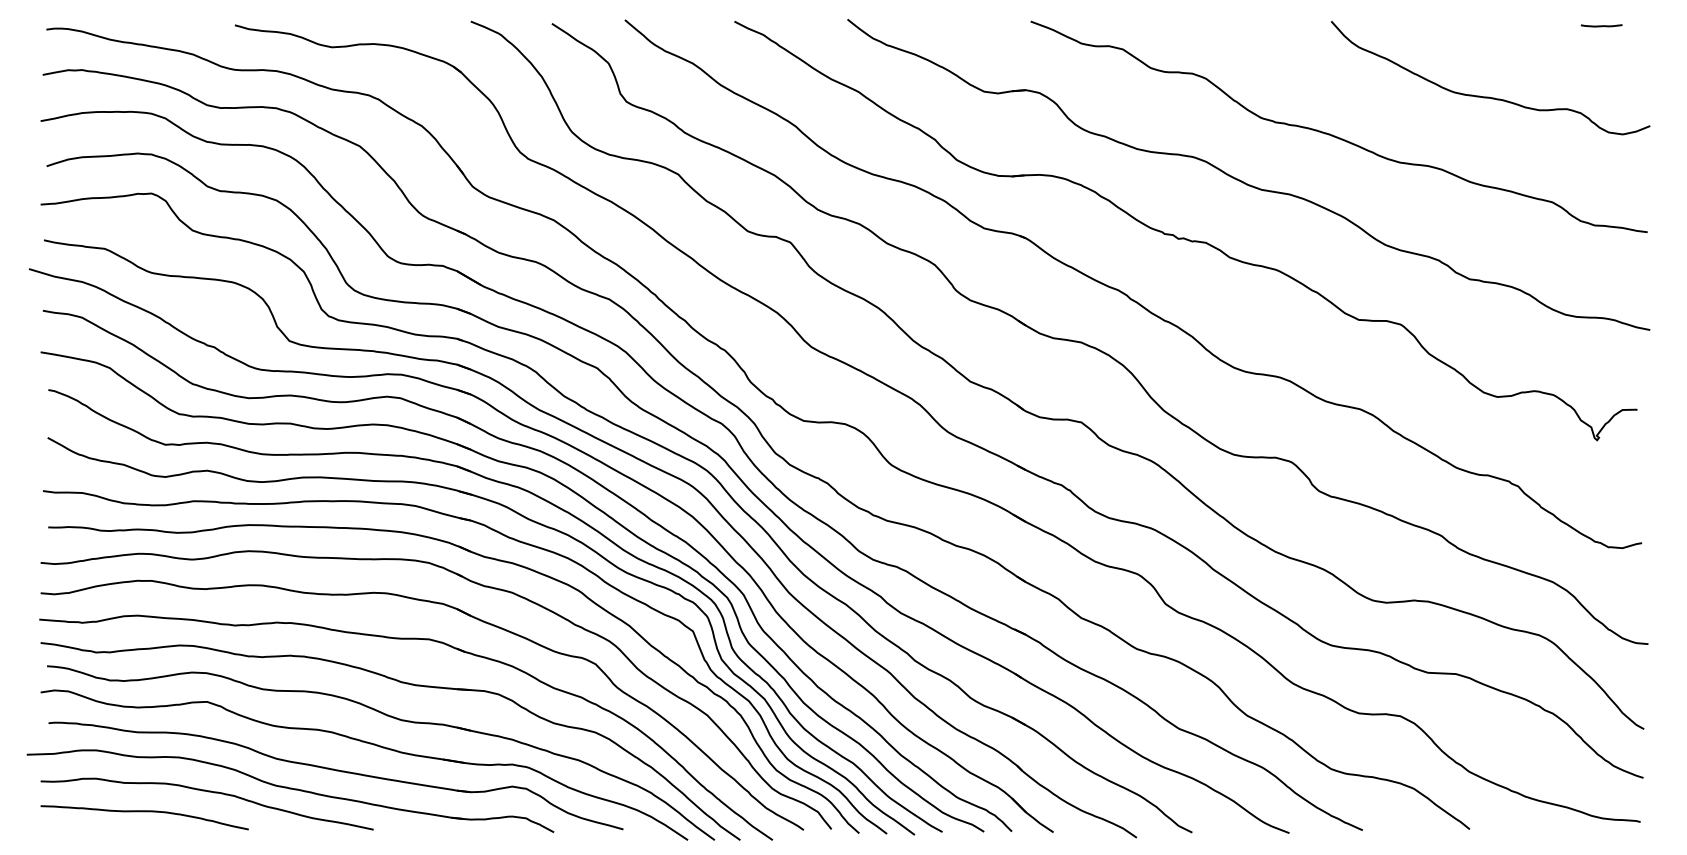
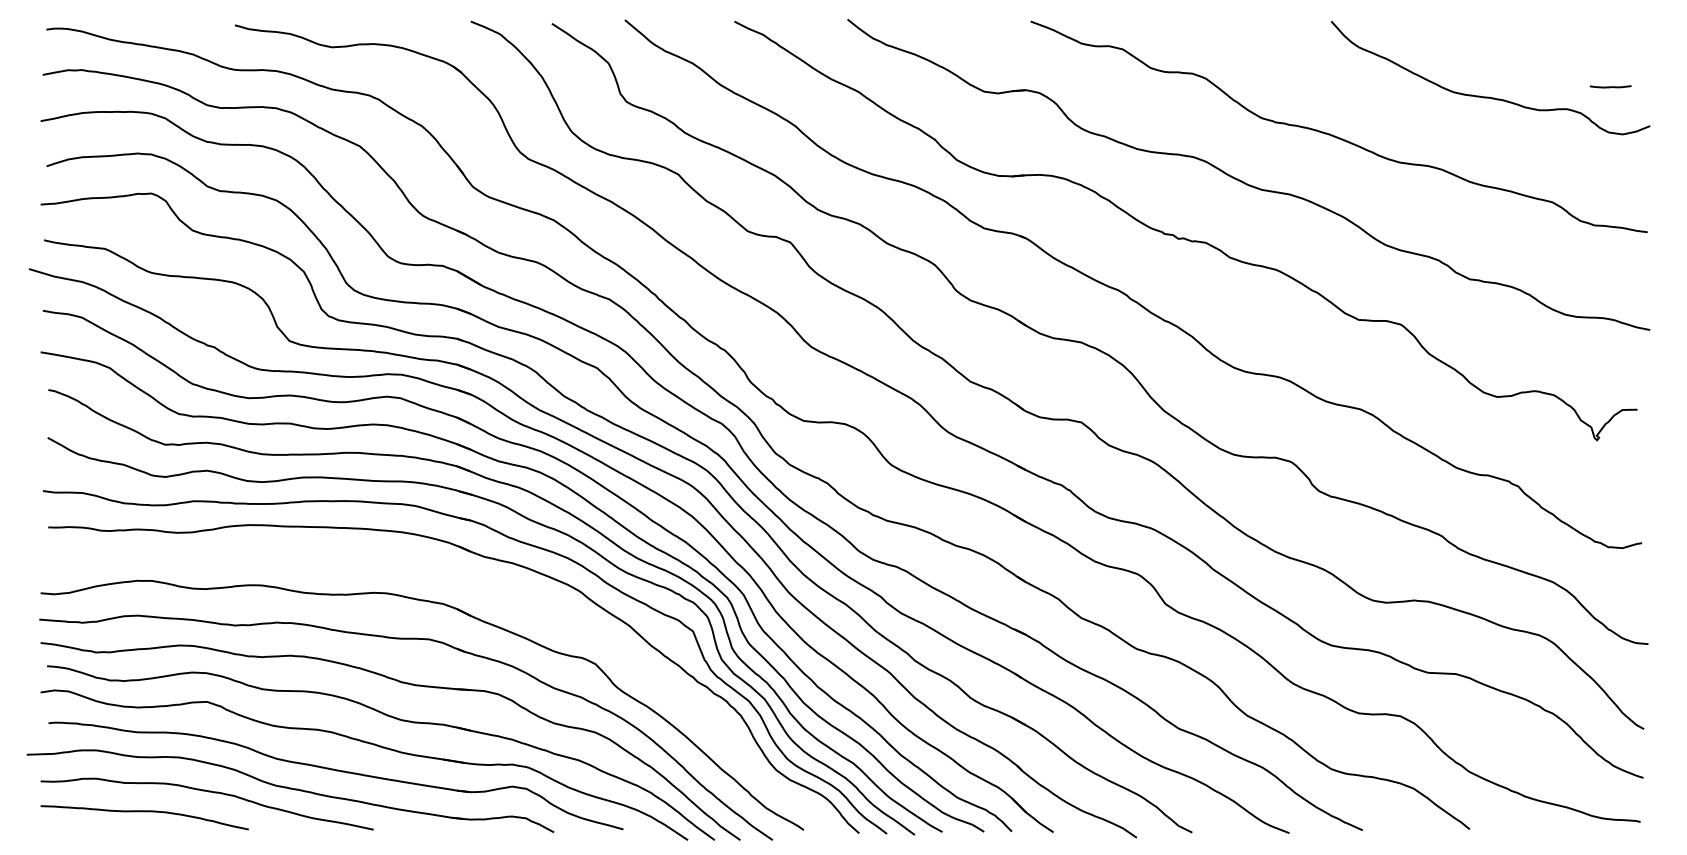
line position: (1601, 25) -> (1610, 86) (1610, 86)
part: present -> none (476, 584)
